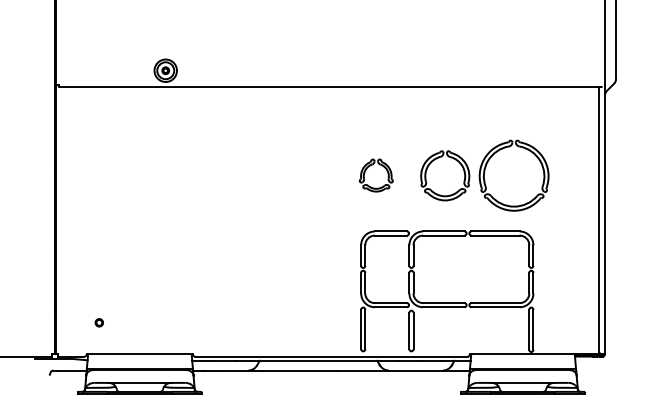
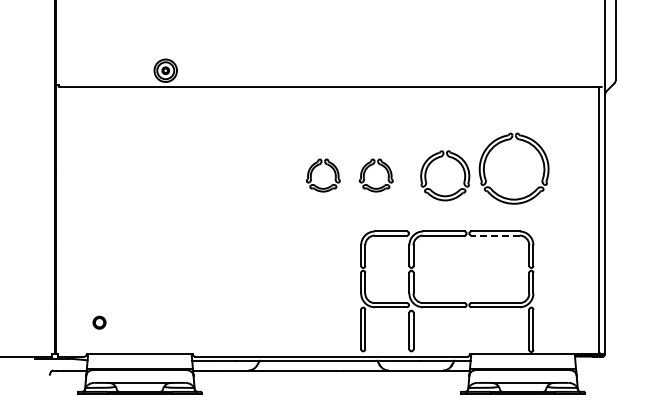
part position: (497, 152) -> (497, 145) (497, 145)
part: none -> present (326, 165)
line: solid -> dashed (495, 235)
part size: 10x10 px -> 15x15 px (99, 322)
